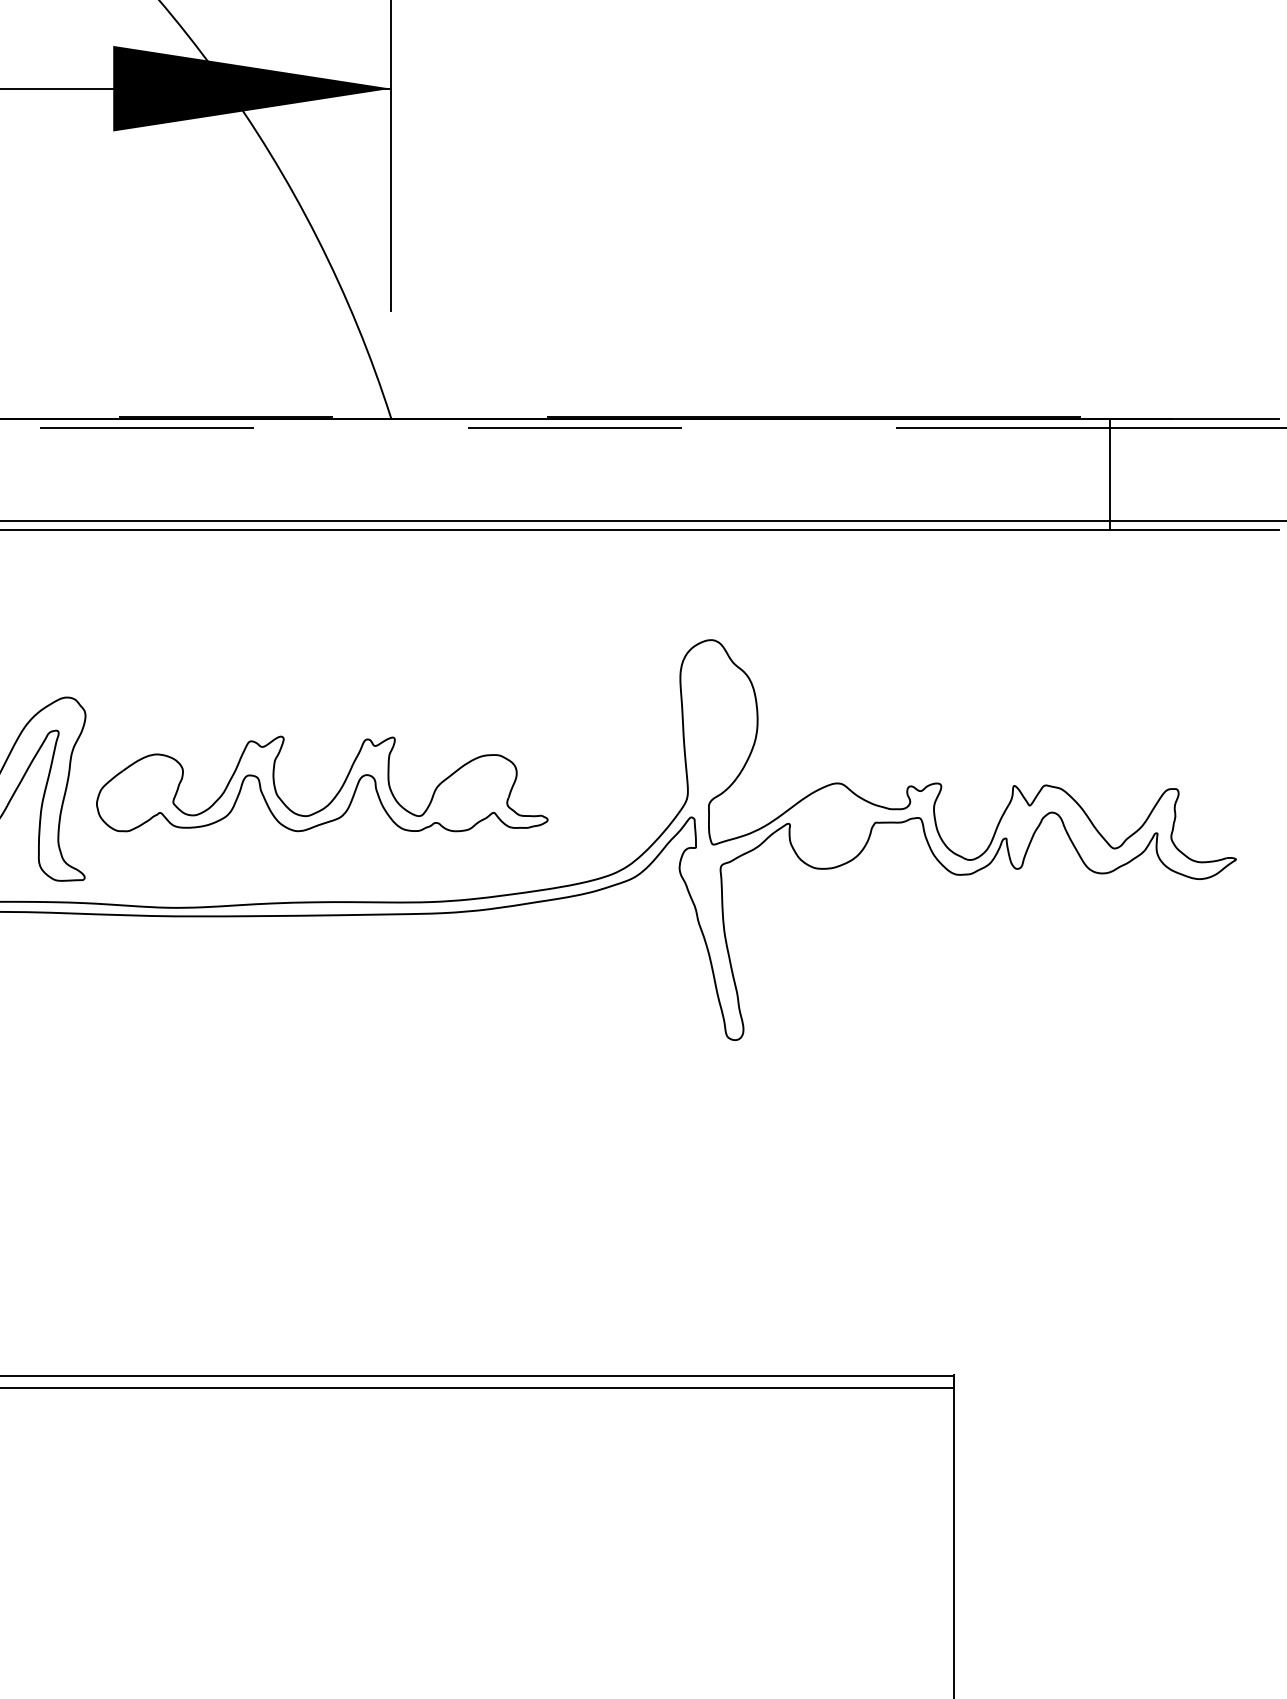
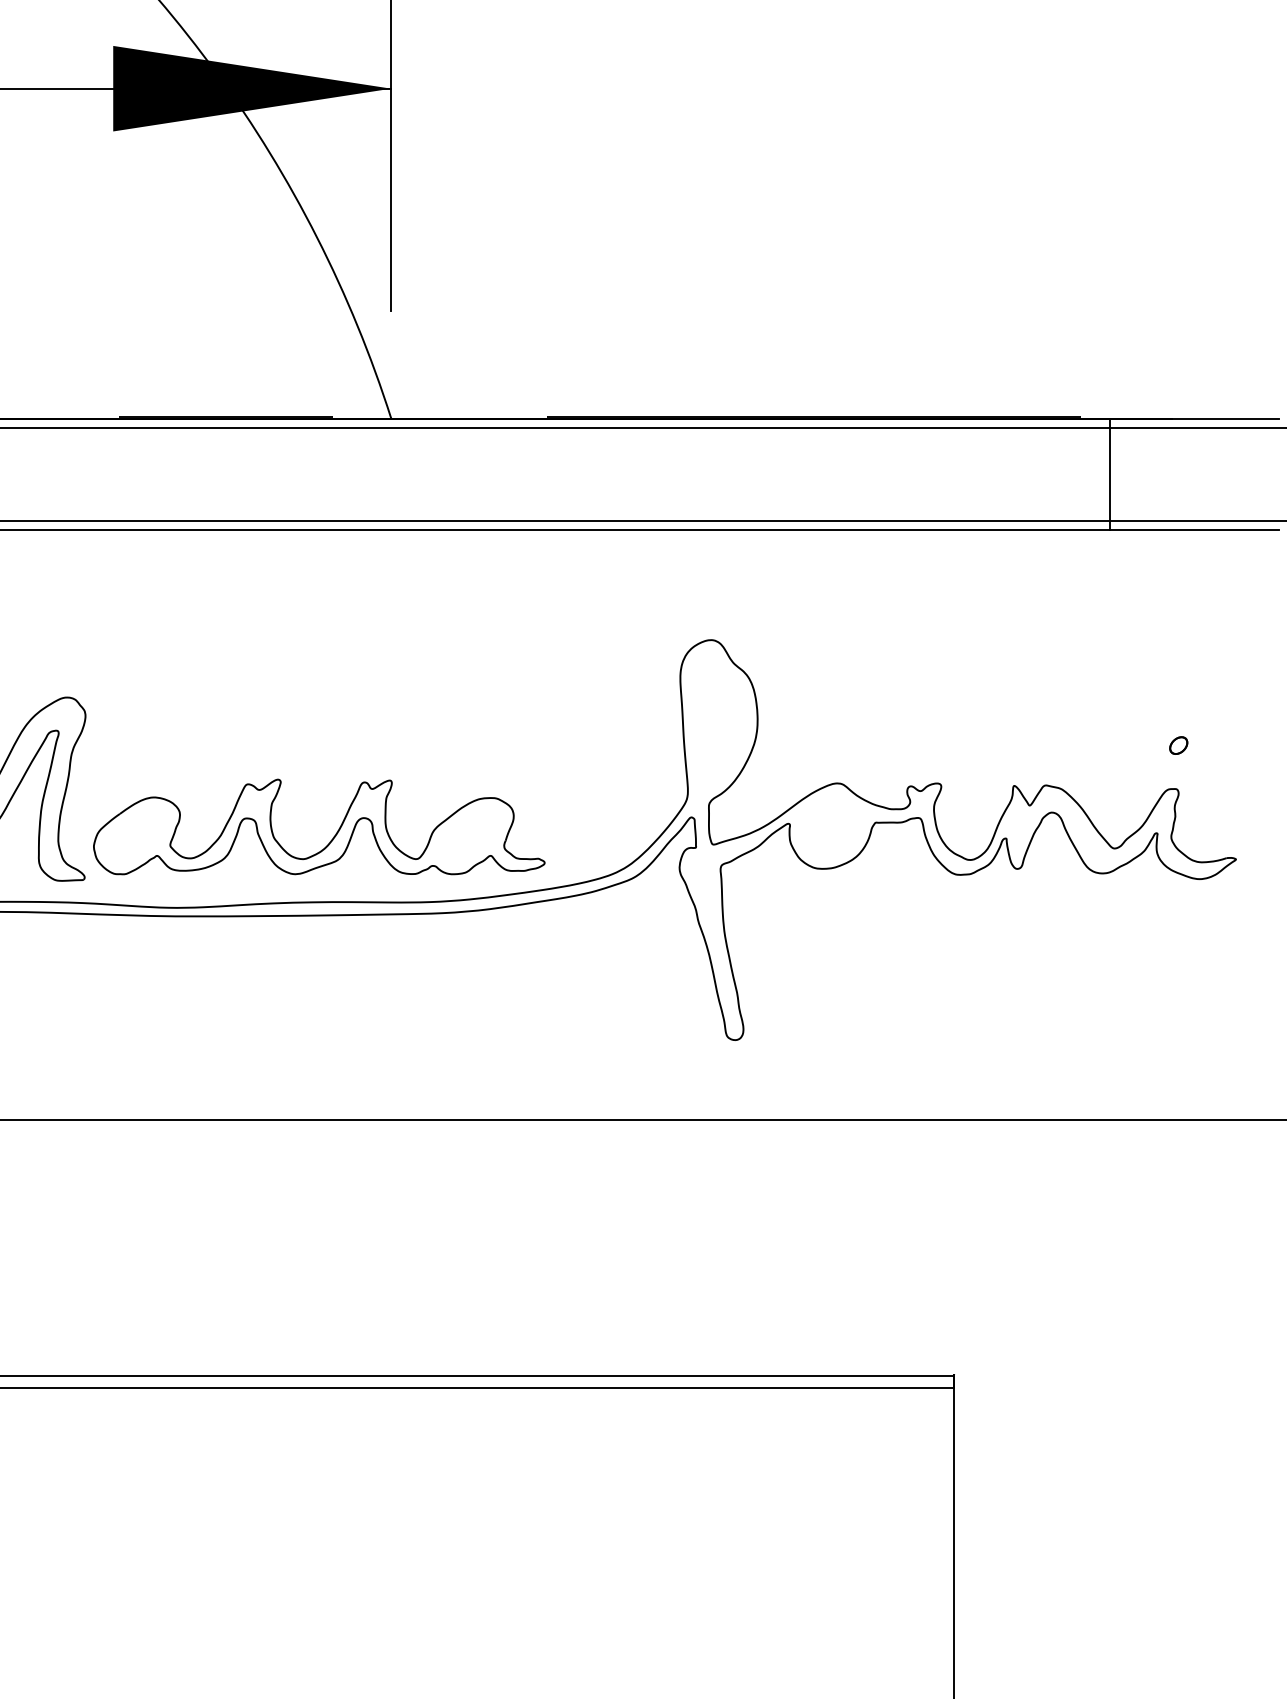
line: dashed -> solid (554, 427)
part: none -> present (1178, 745)
part position: (336, 793) -> (333, 836) (333, 836)
line: none -> present (642, 1120)
